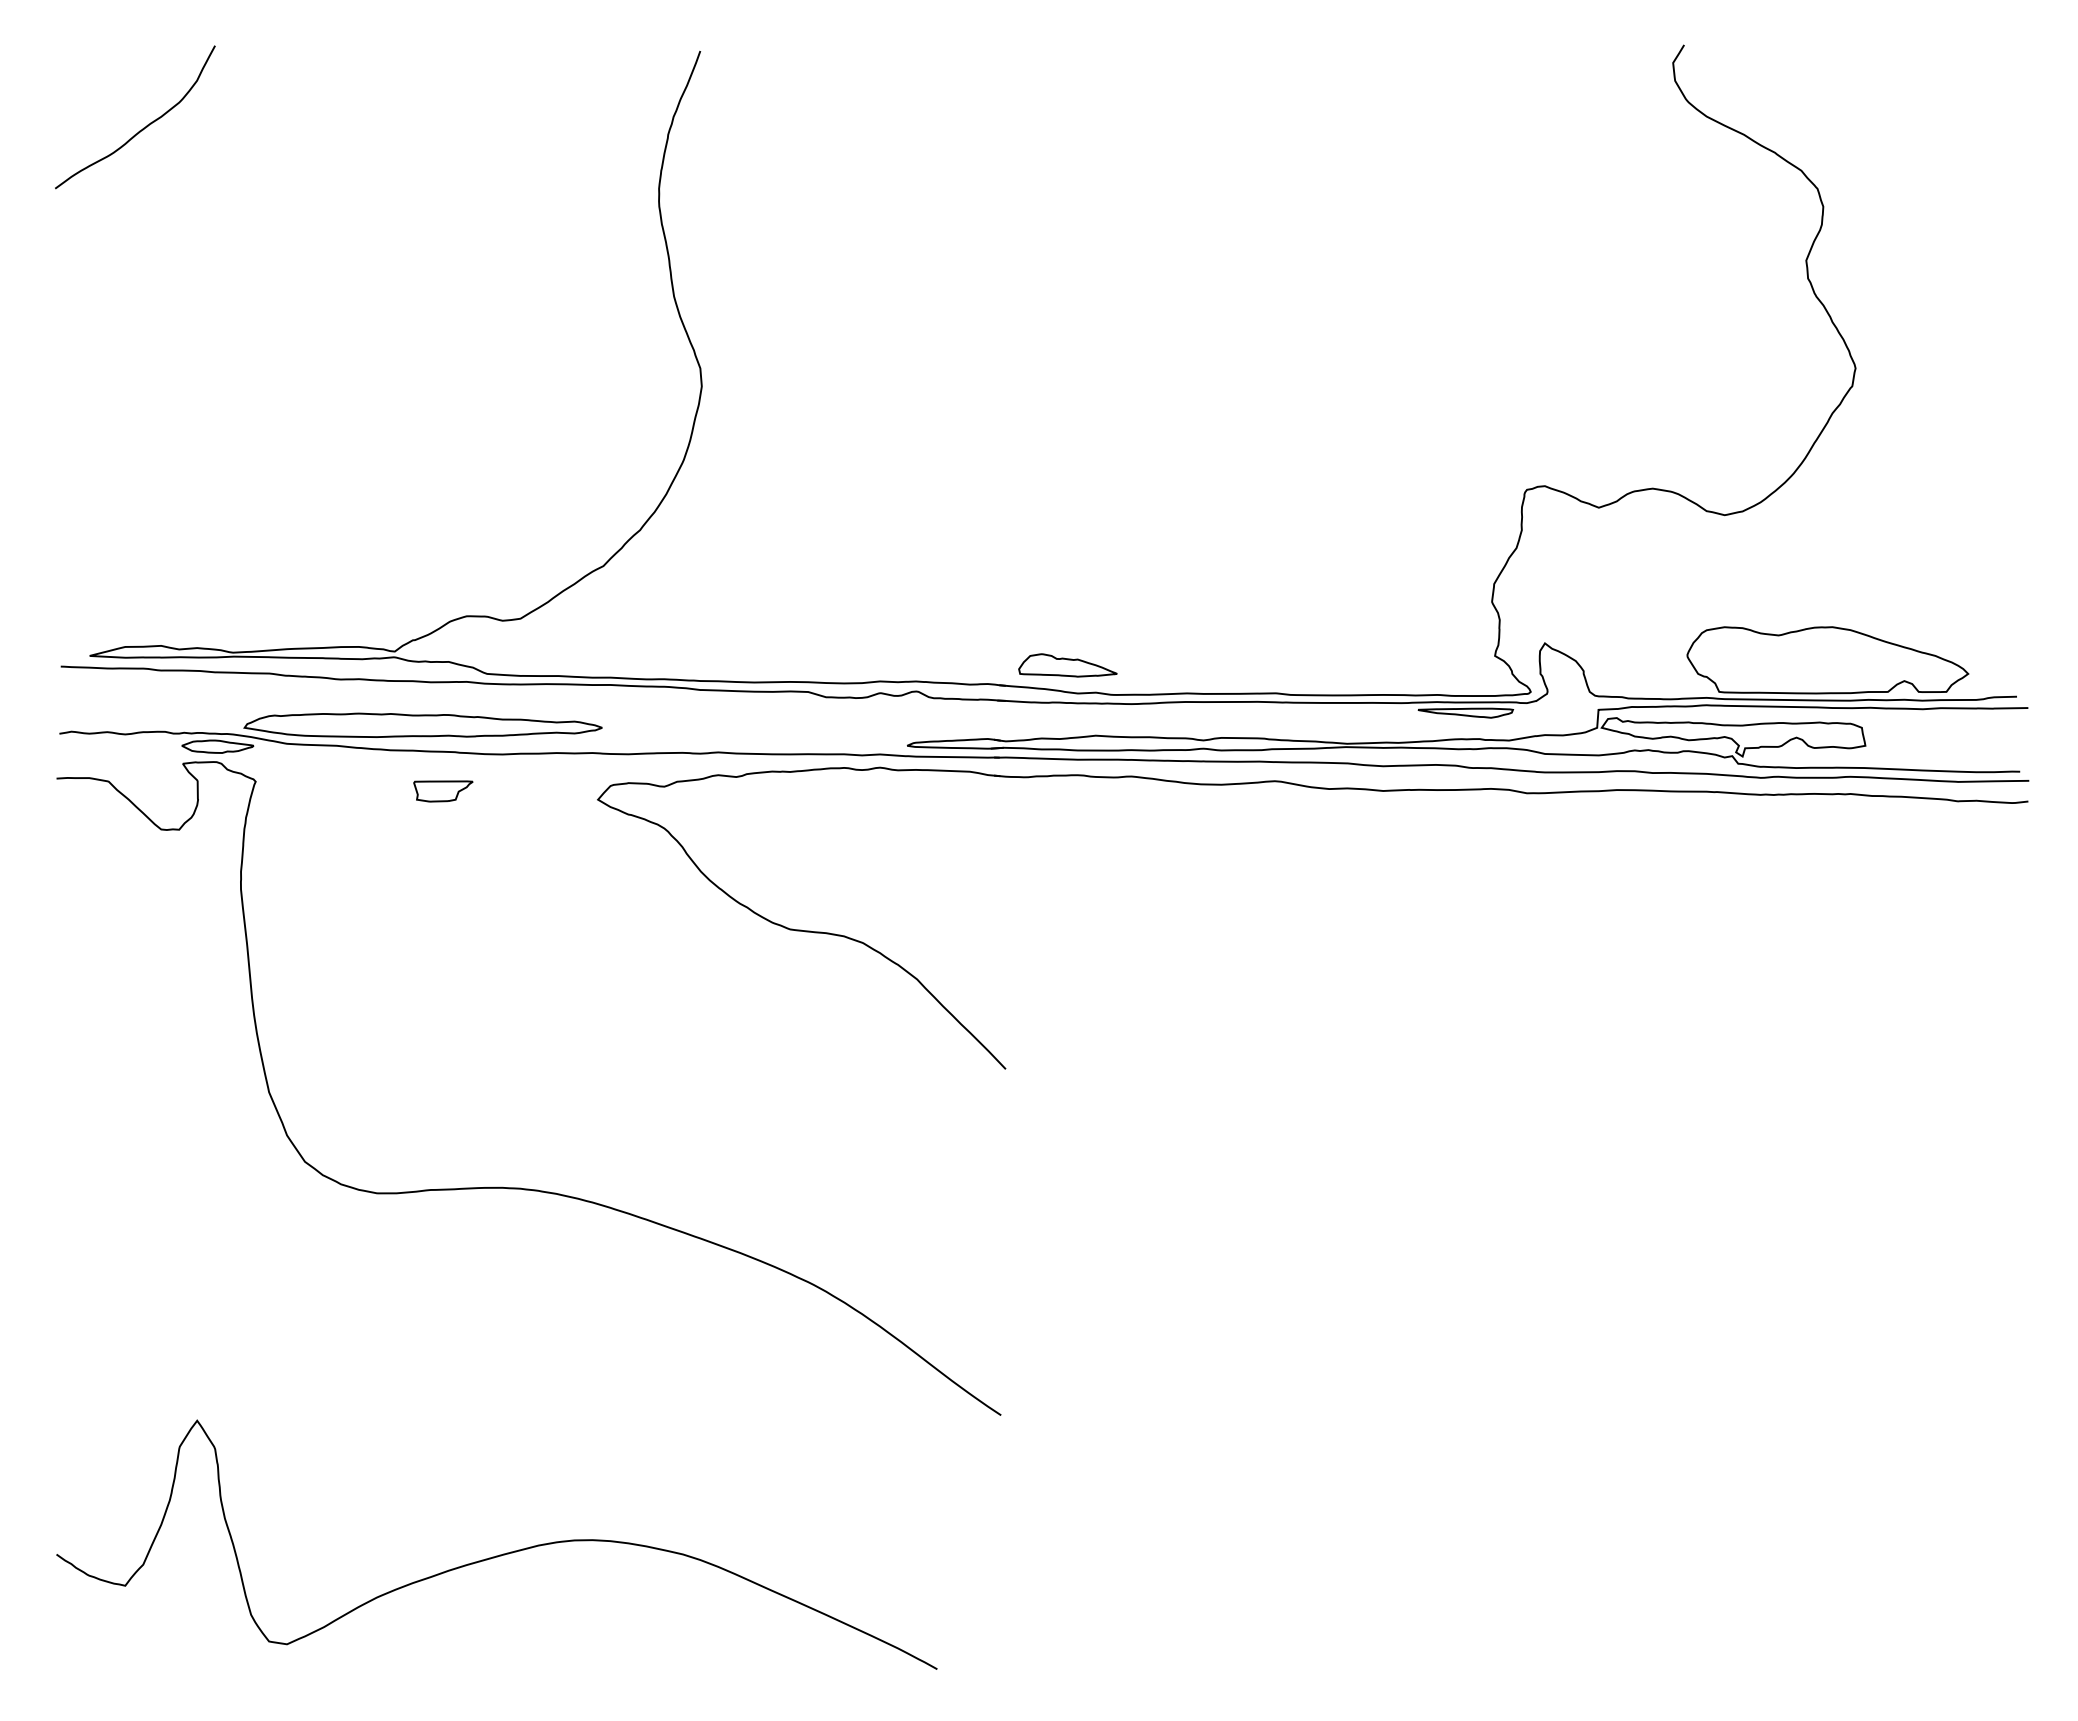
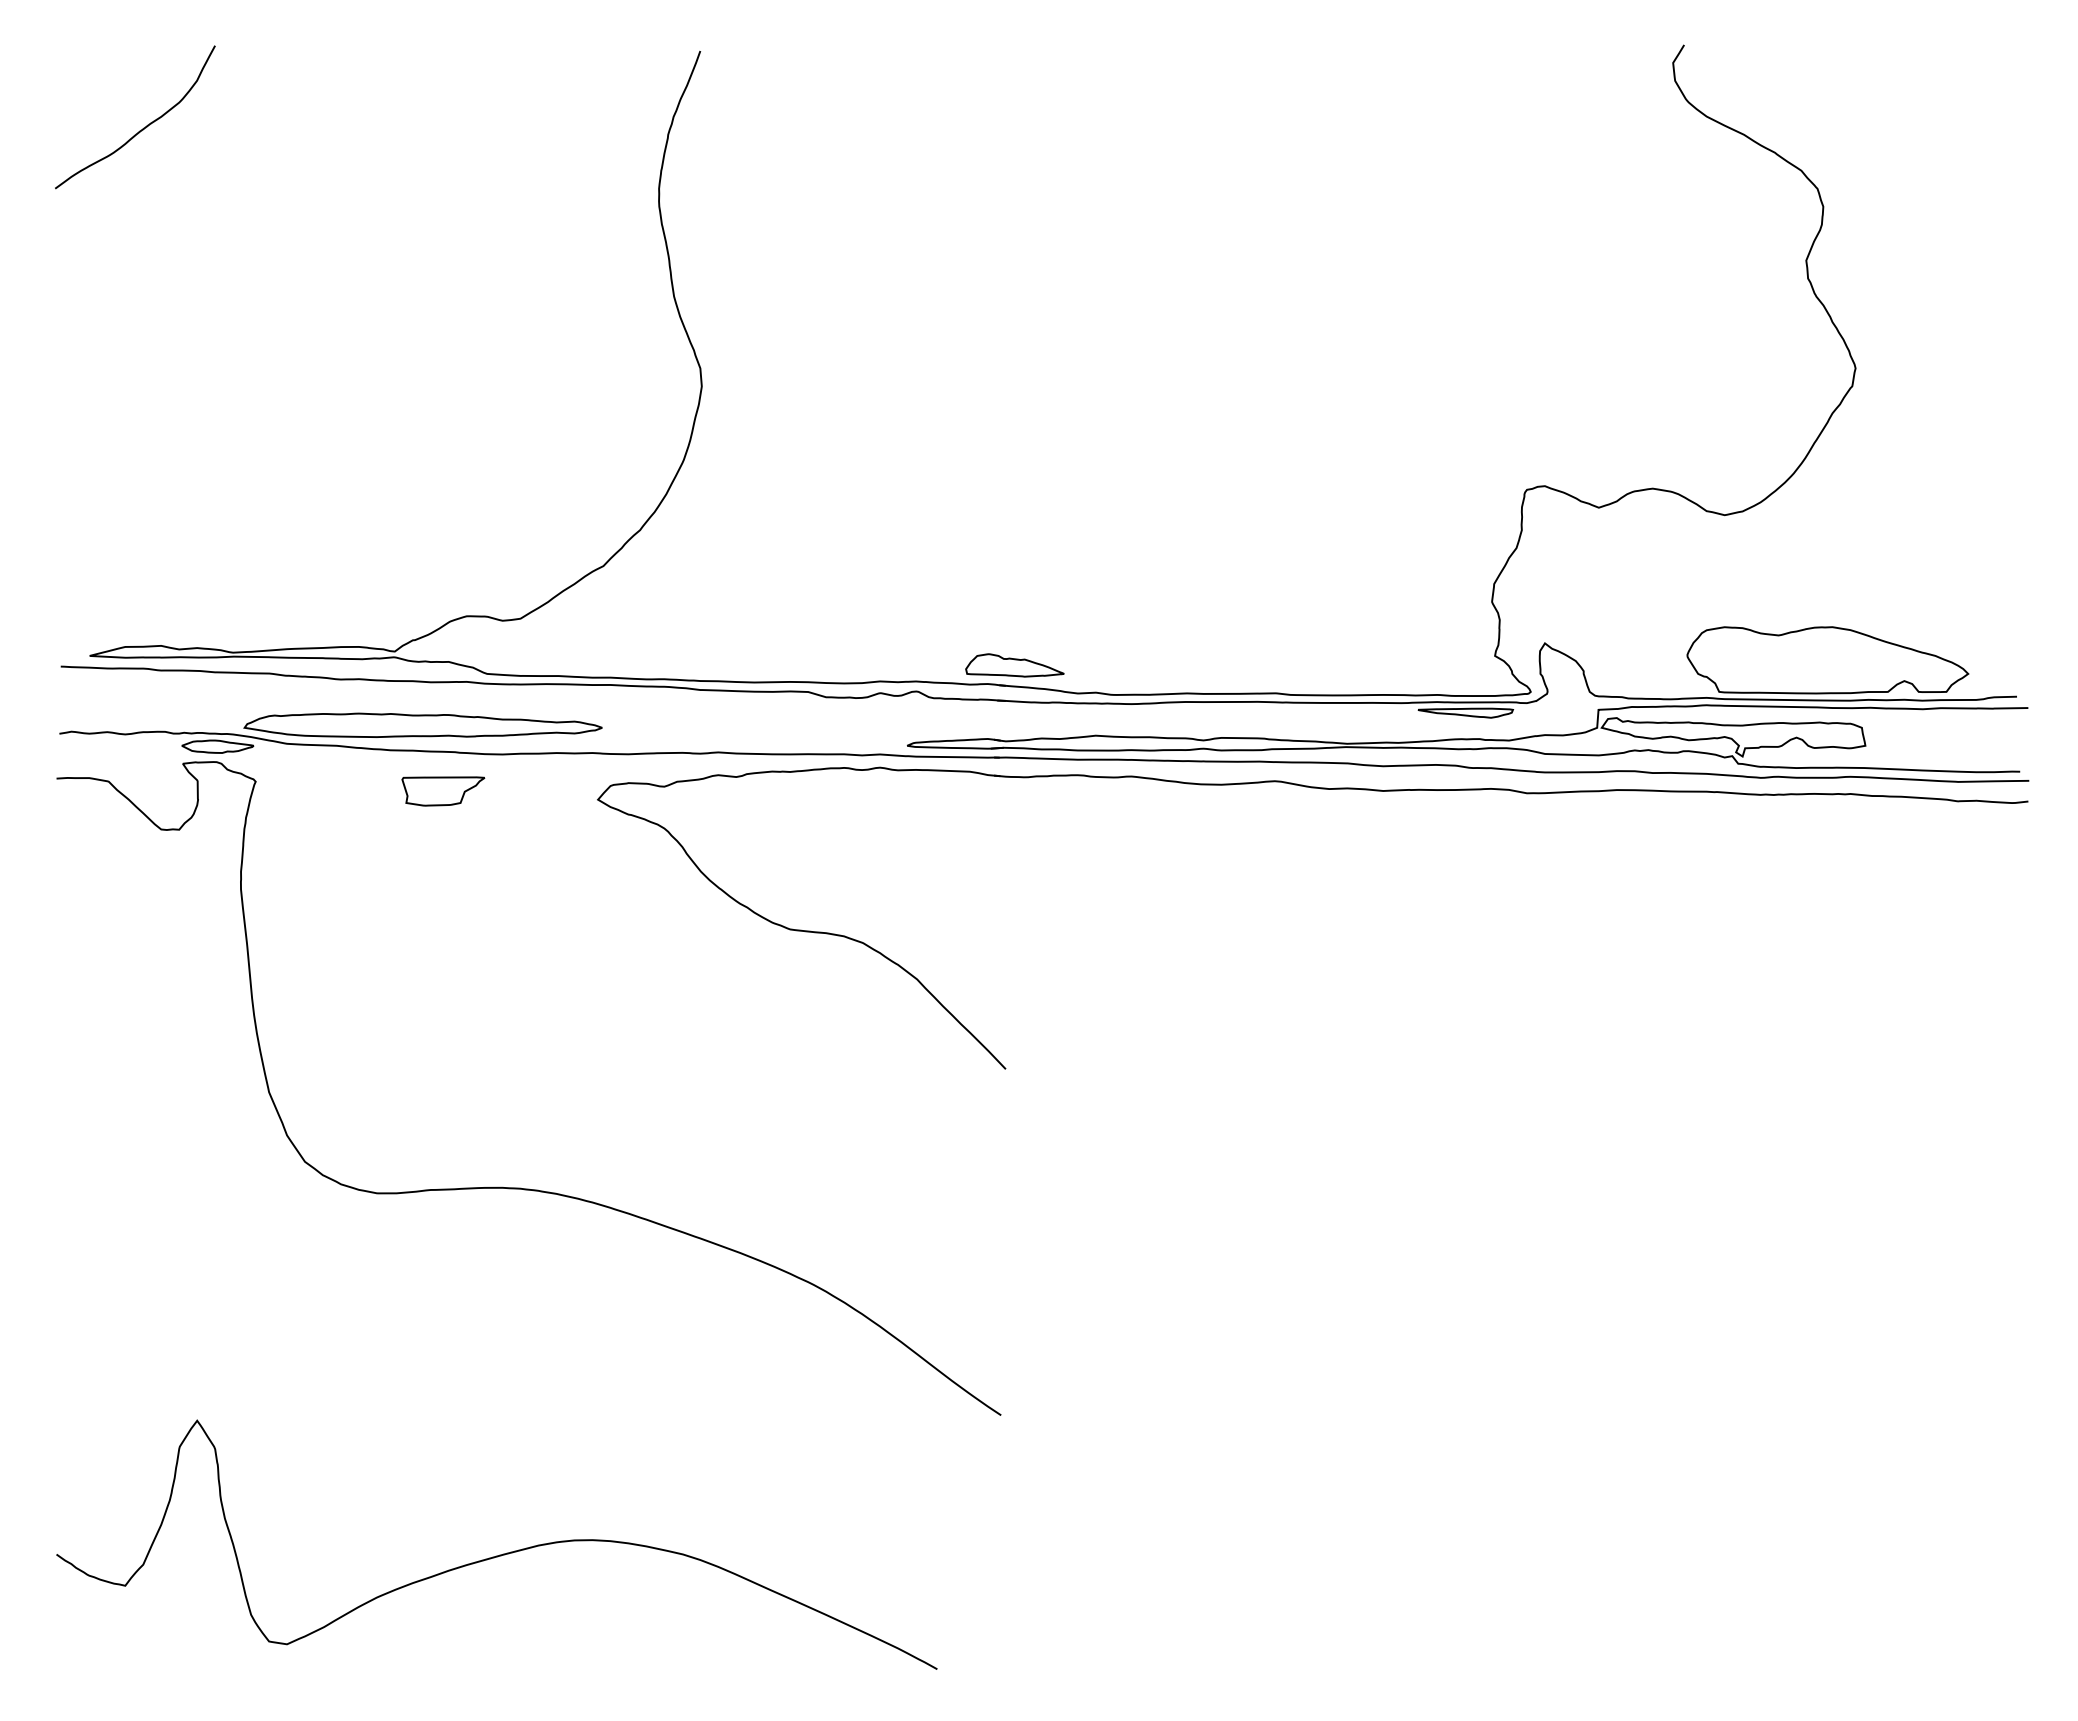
part position: (1067, 665) -> (1014, 665) (1014, 665)
part size: 61x23 px -> 85x31 px (443, 791)
